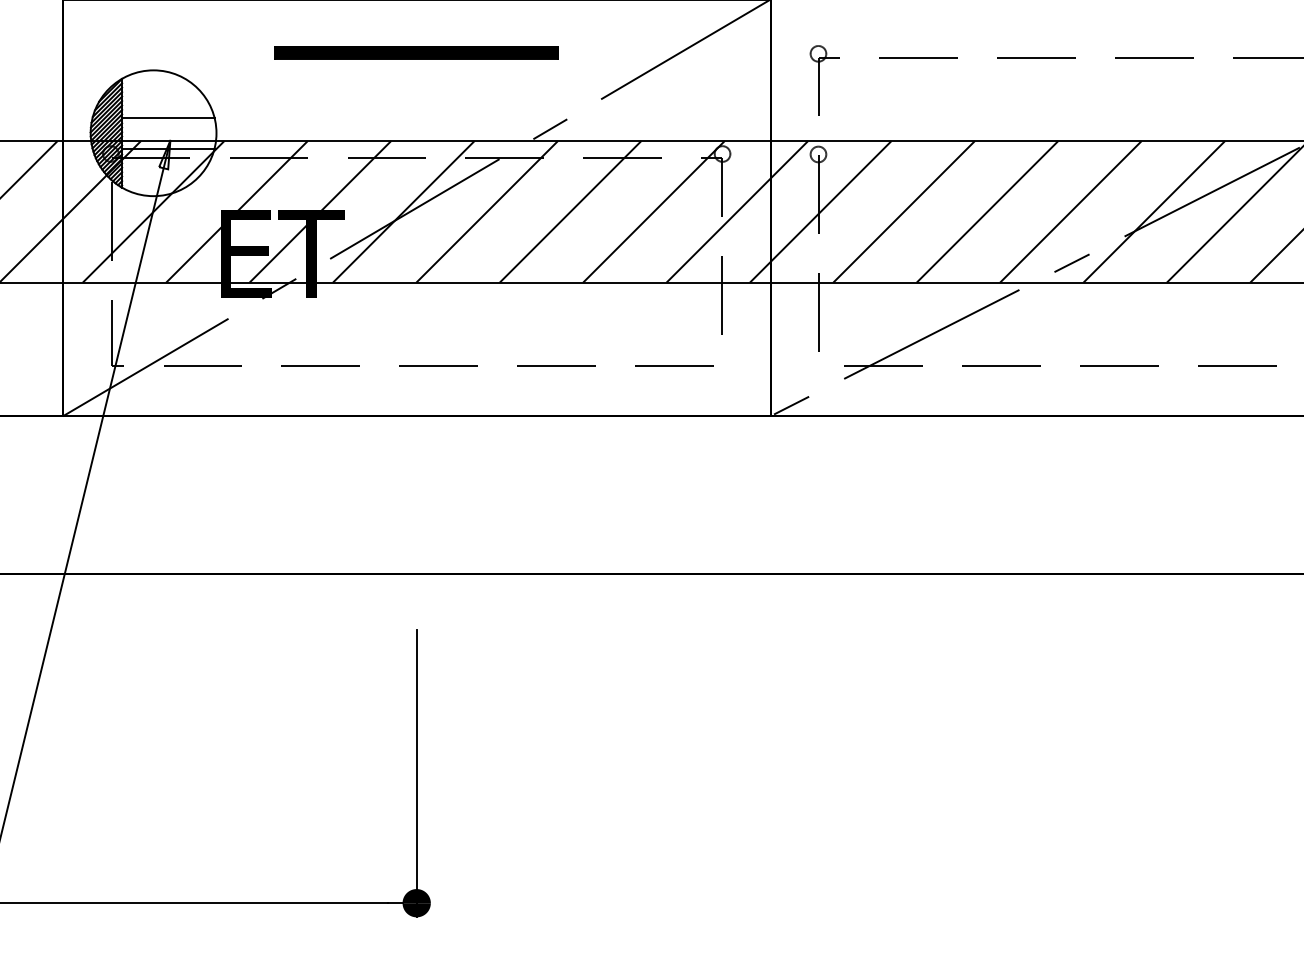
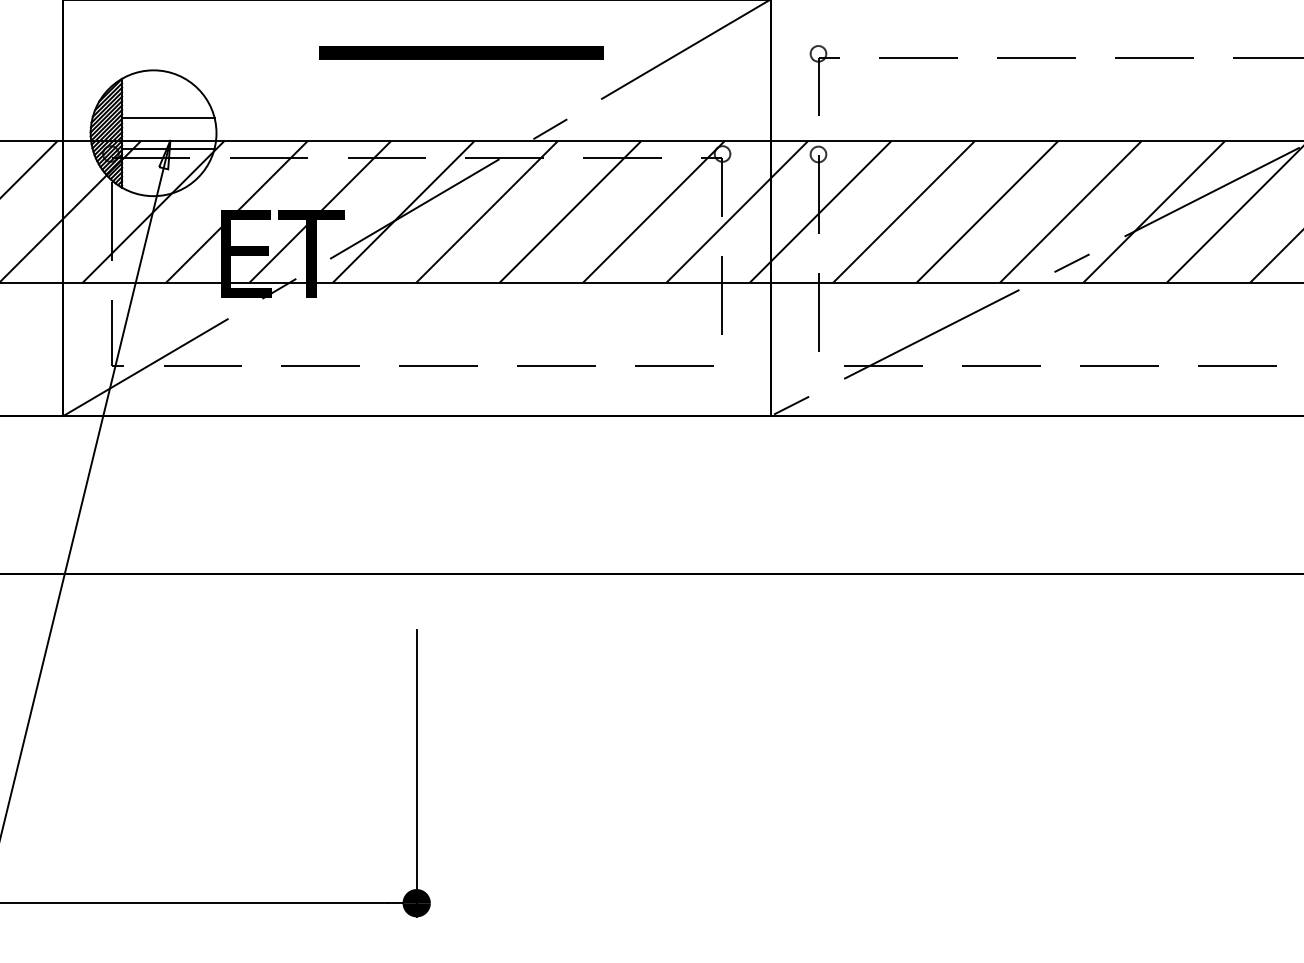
part position: (416, 52) -> (461, 52) (461, 52)
